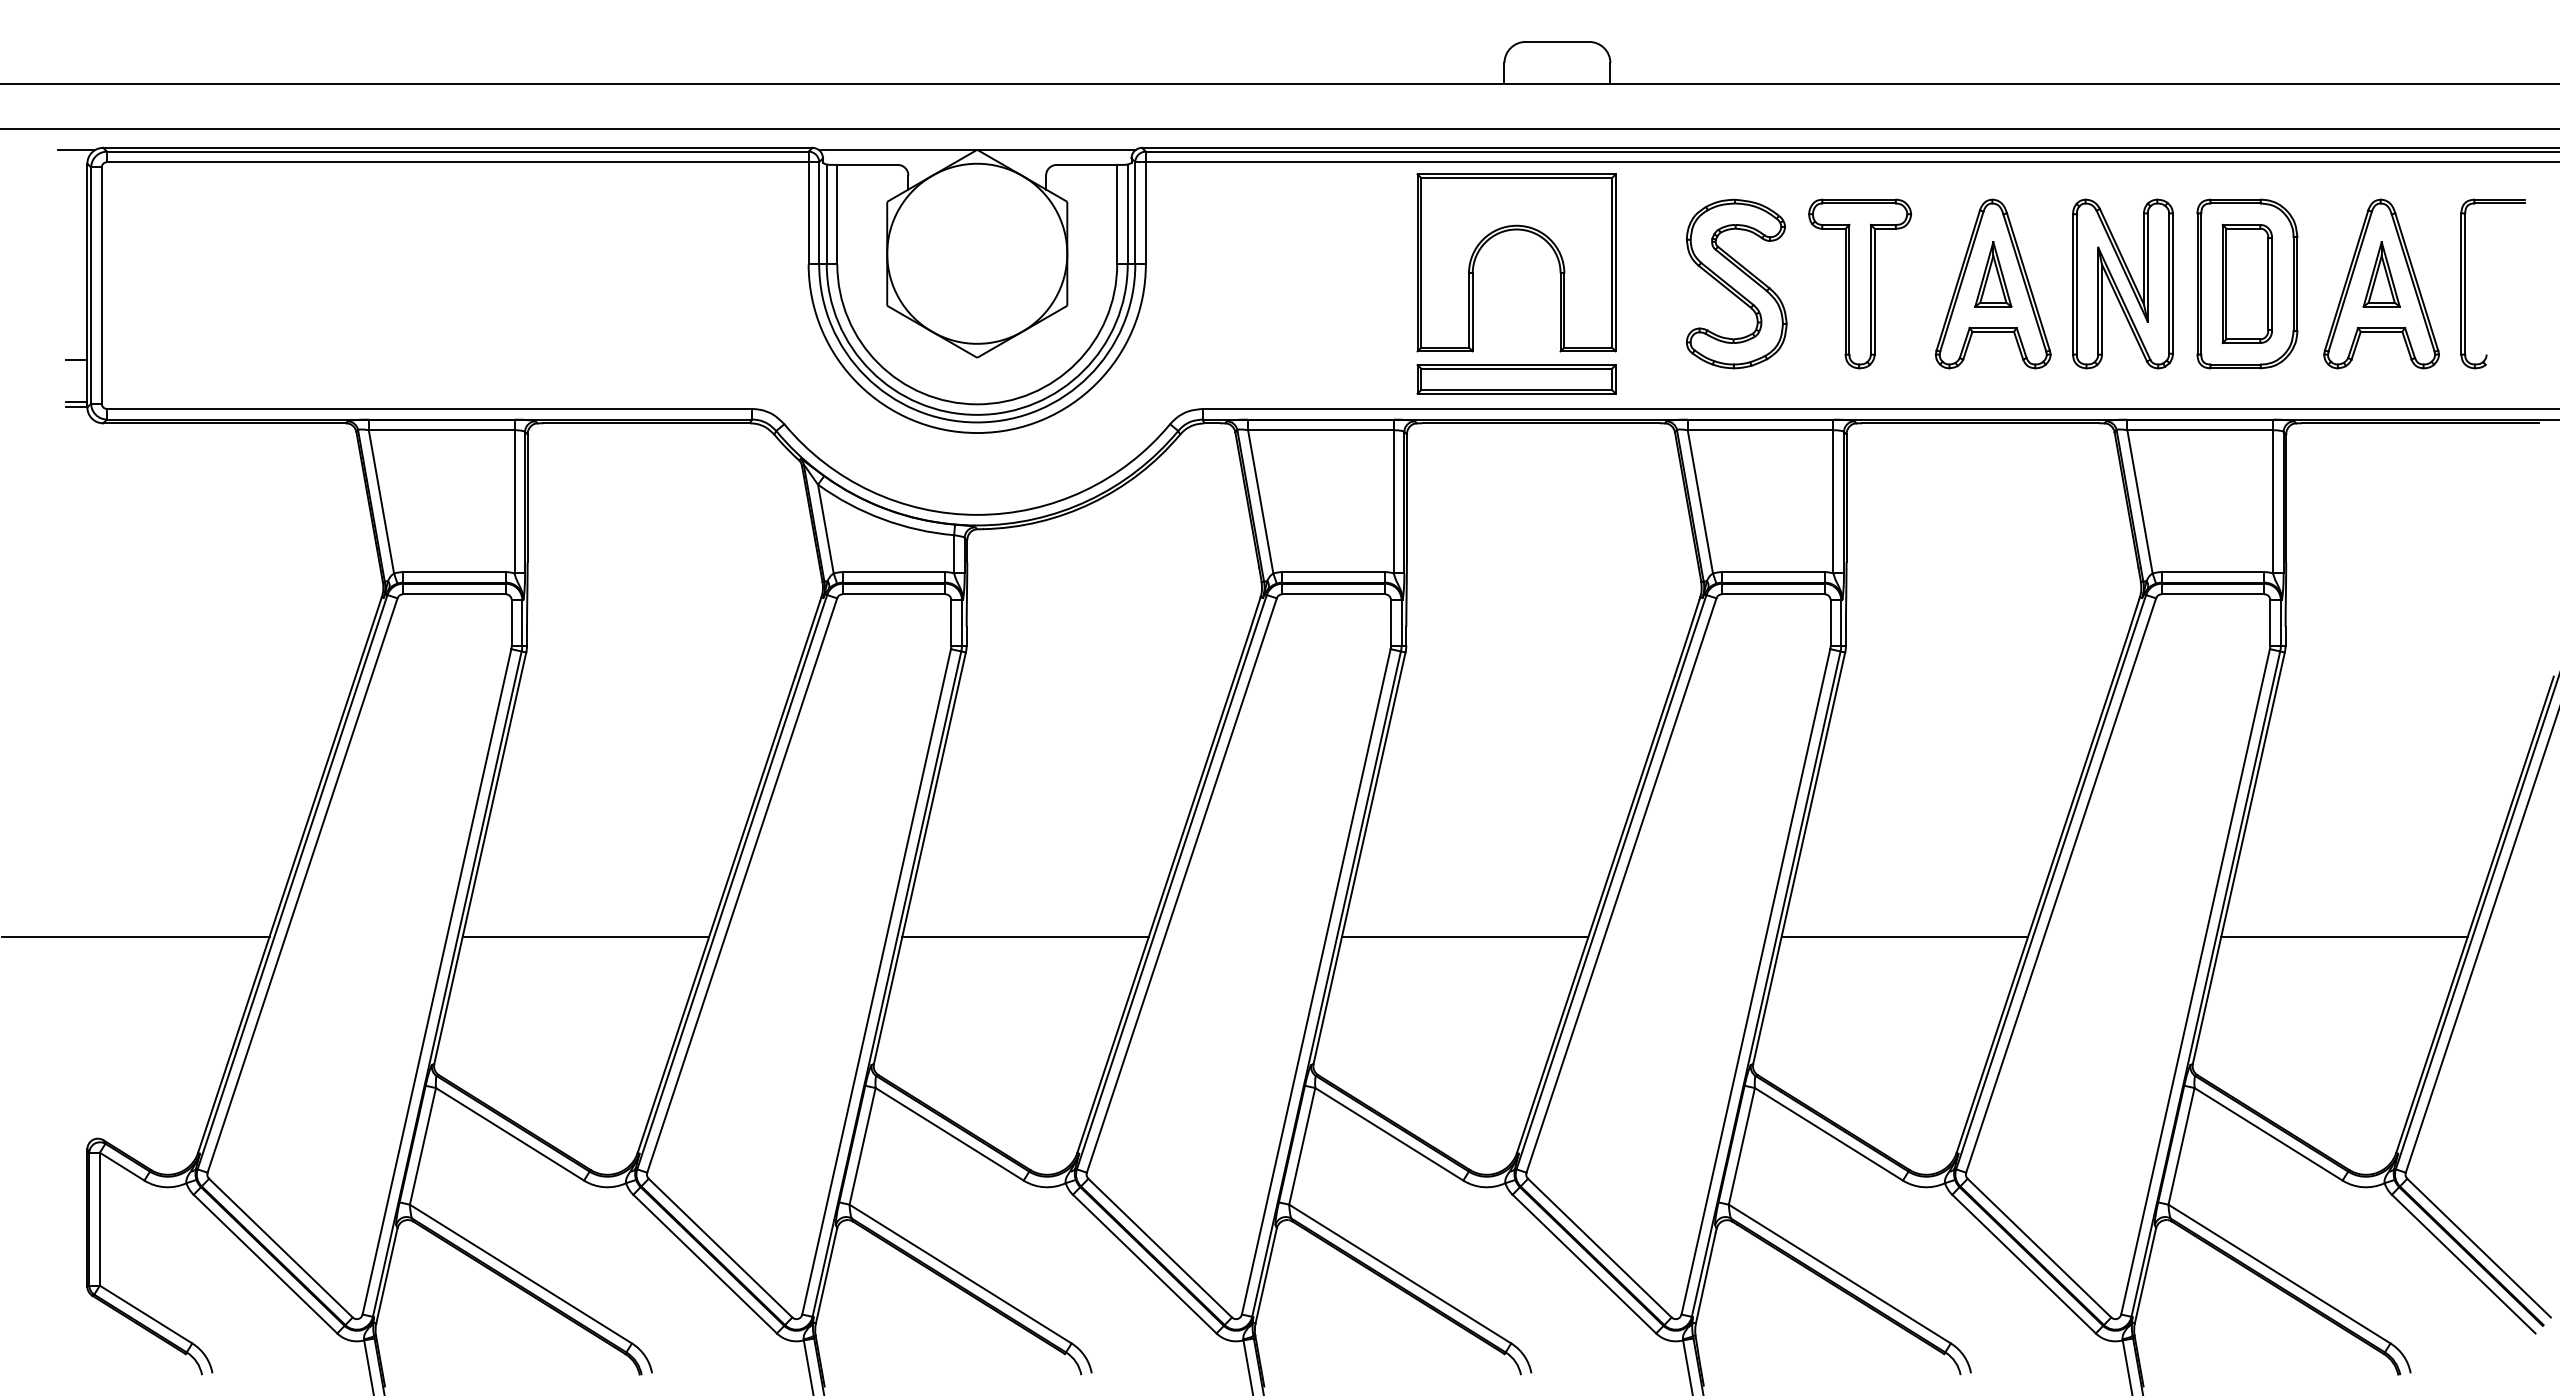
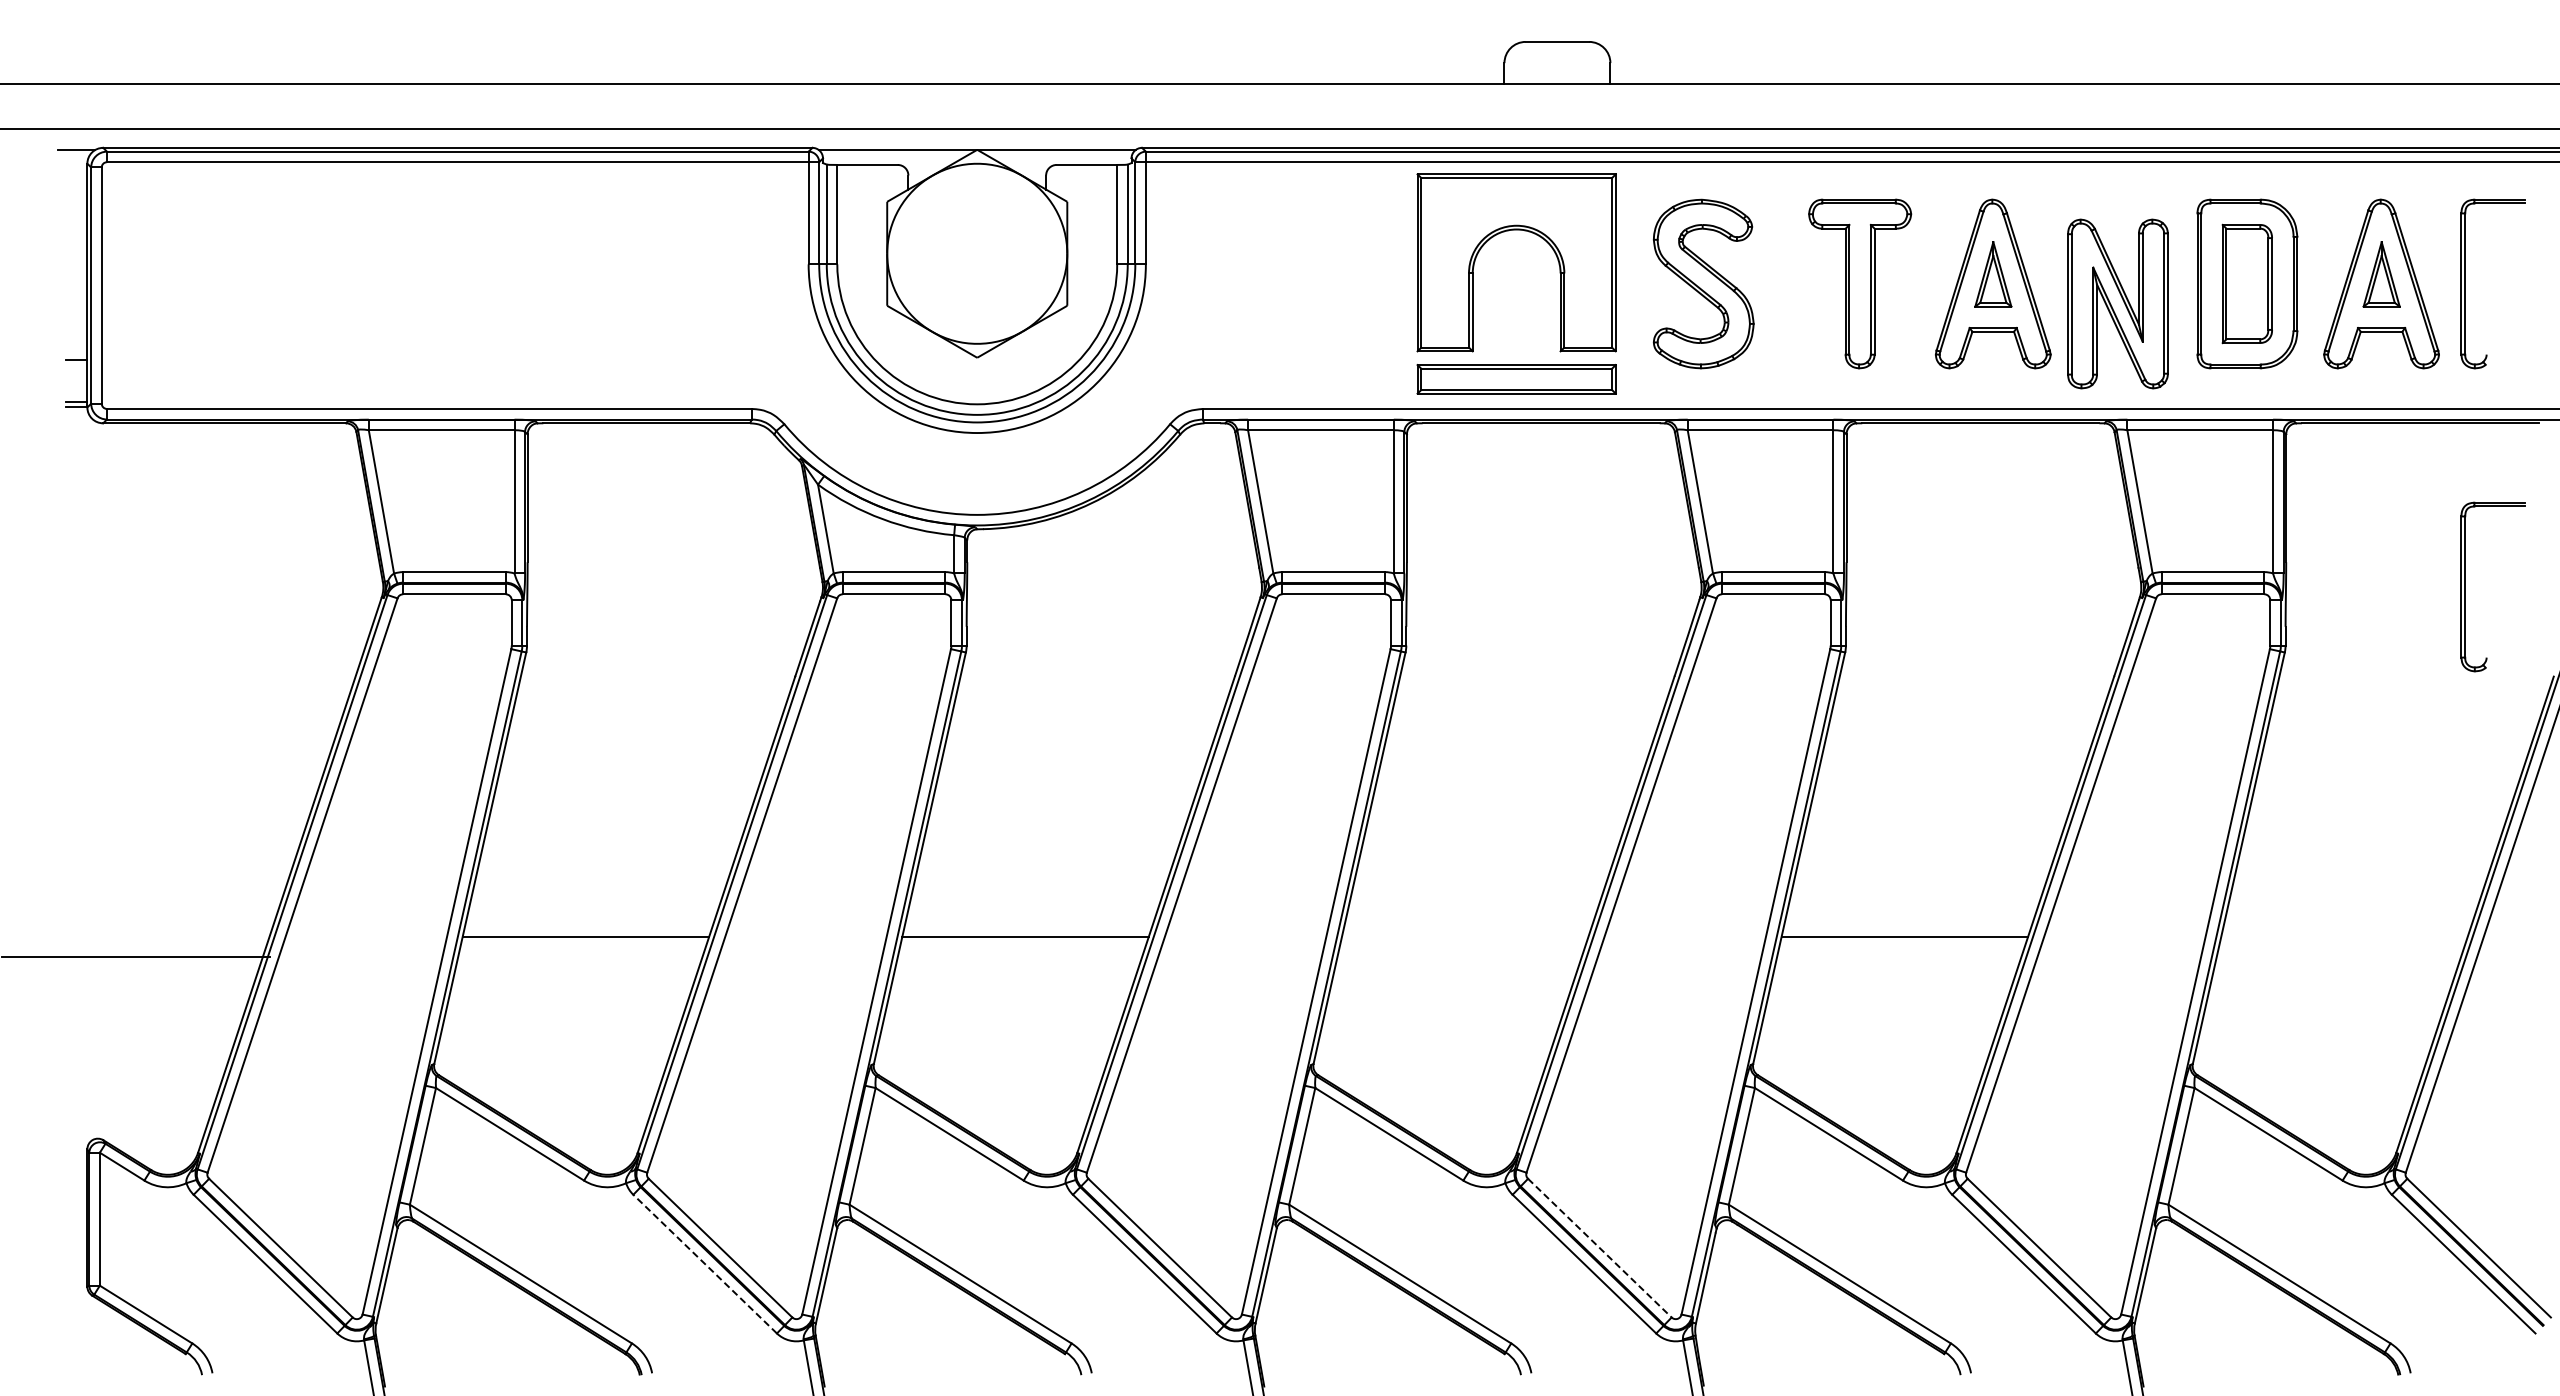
part position: (1736, 283) -> (1703, 283) (1703, 283)
part position: (2122, 283) -> (2117, 303) (2117, 303)
part: none -> present (2465, 586)
line position: (135, 936) -> (135, 956) (135, 956)
line: present -> none (1464, 936)
line: present -> none (2344, 936)
line: solid -> dashed (1599, 1248)
line: solid -> dashed (705, 1264)
